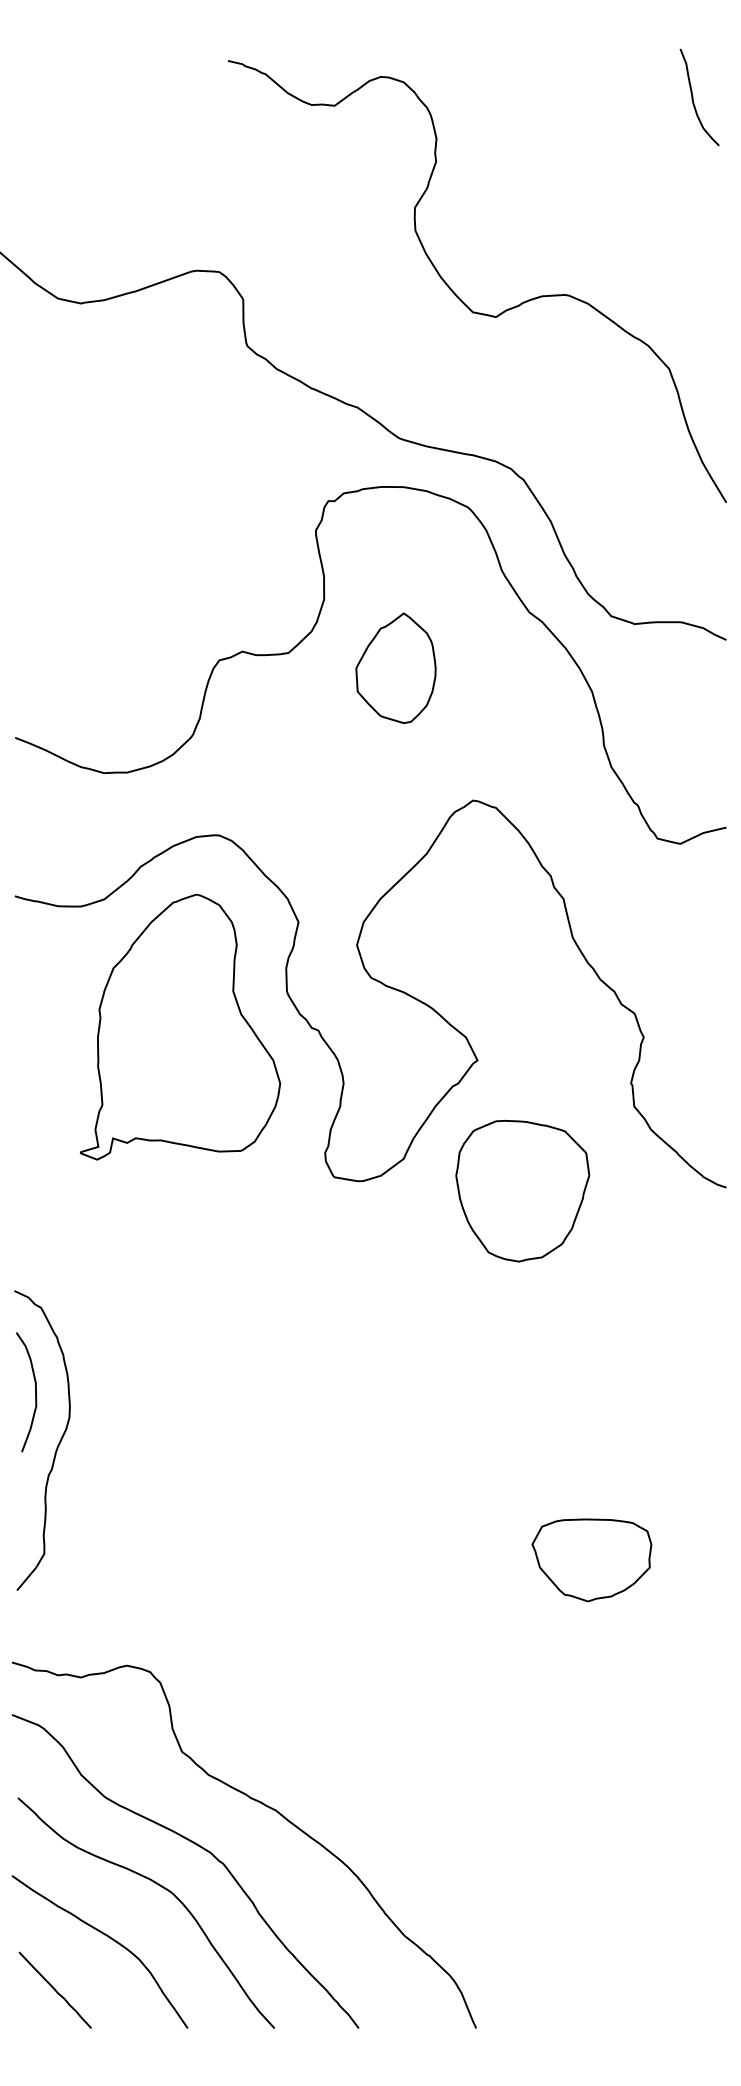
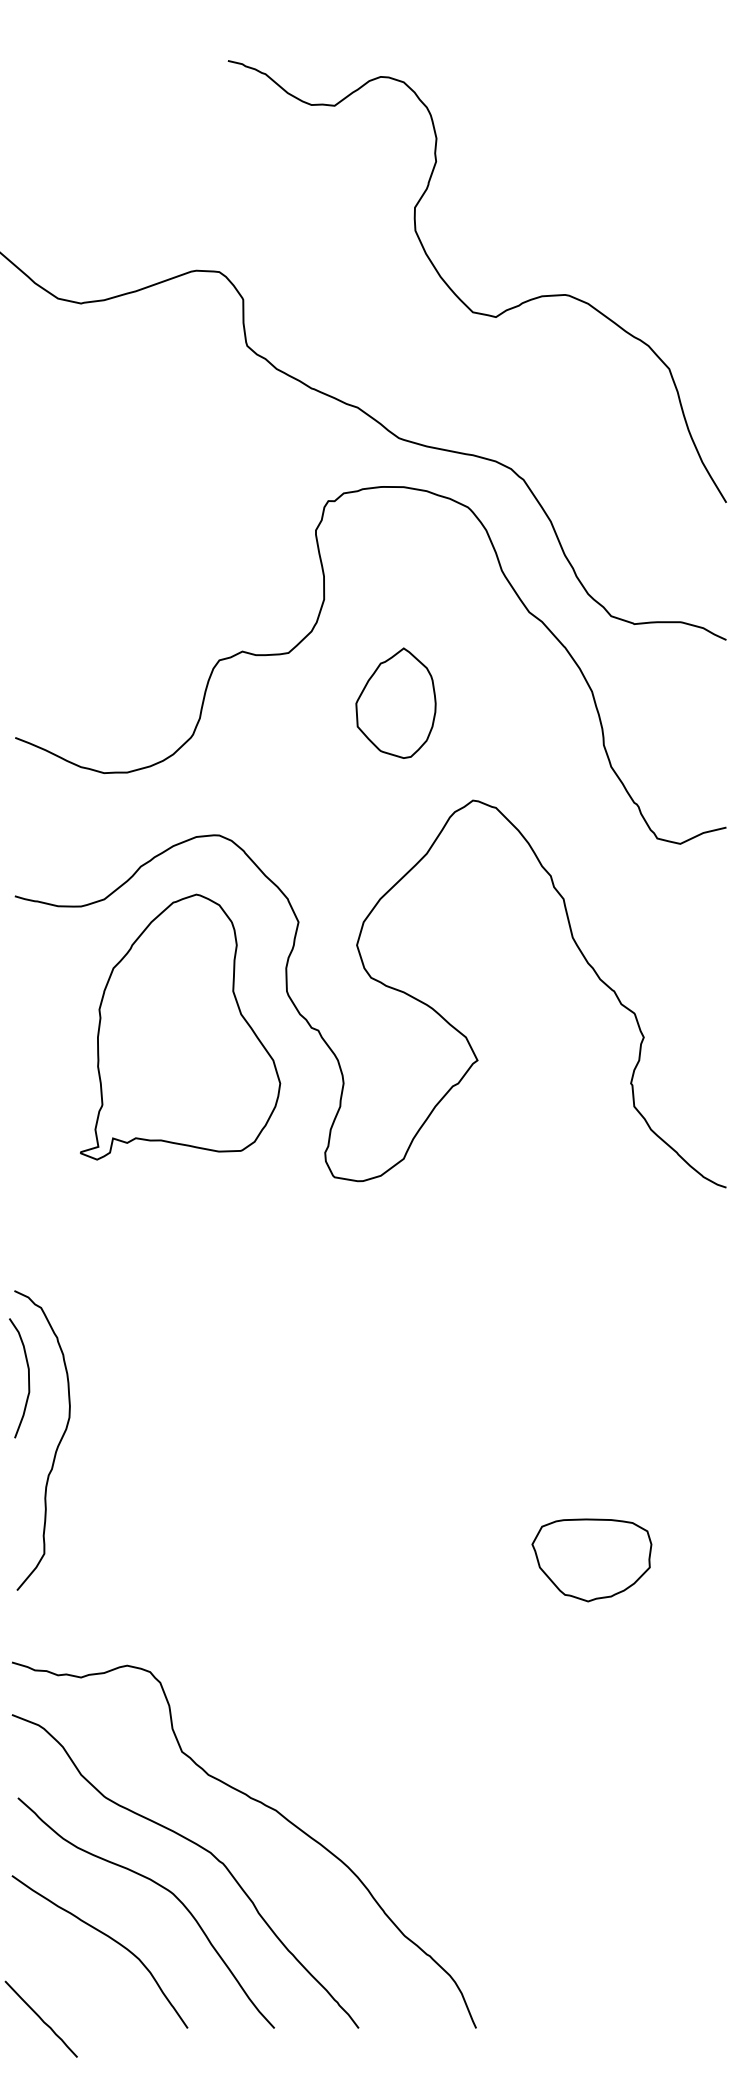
curve: present -> none (693, 97)
part position: (395, 667) -> (395, 702) (395, 702)
part: present -> none (522, 1191)
curve position: (35, 1392) -> (28, 1378) (28, 1378)
line position: (54, 1989) -> (40, 2018) (40, 2018)
